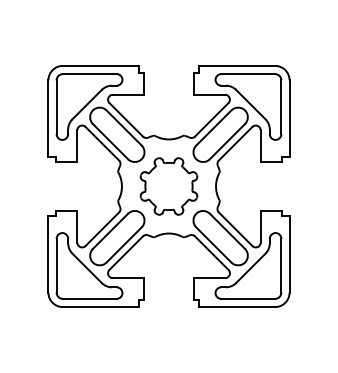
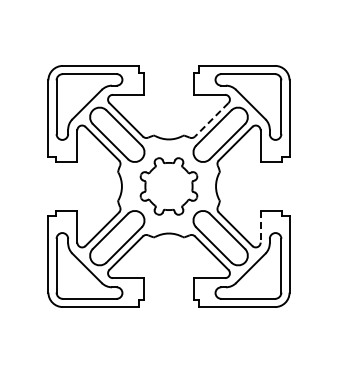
line: solid -> dashed (211, 119)
line: solid -> dashed (260, 226)
